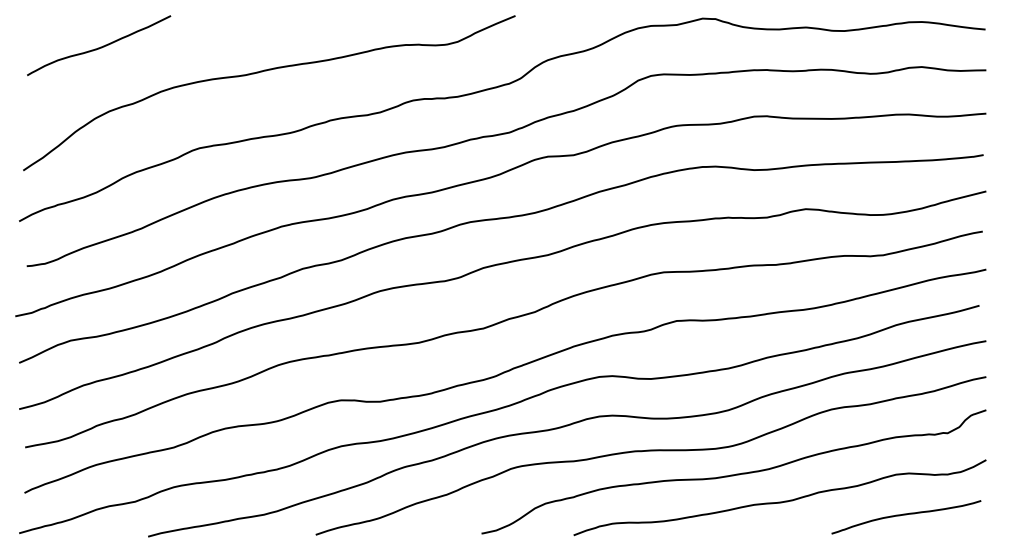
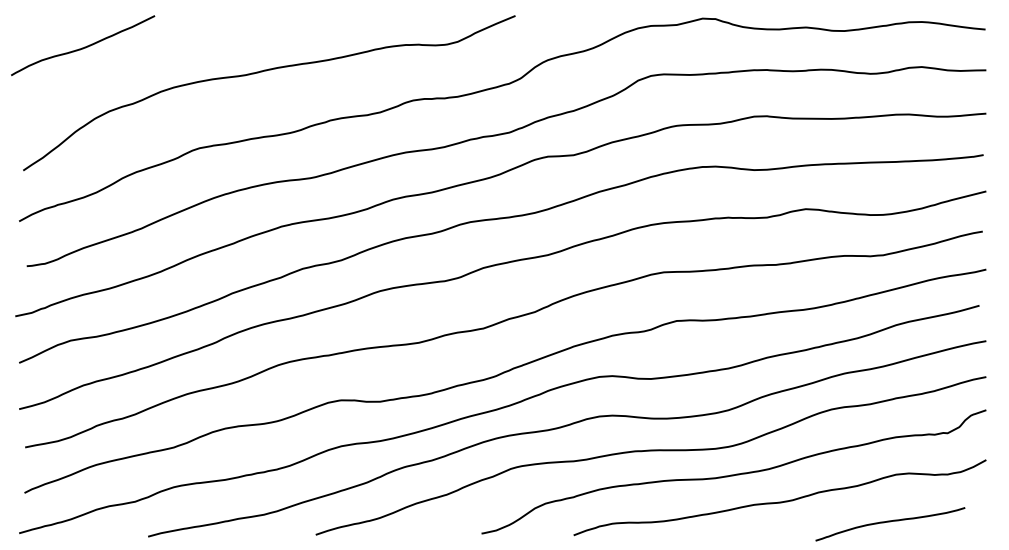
curve position: (100, 46) -> (84, 46) (84, 46)
curve position: (906, 515) -> (890, 522) (890, 522)
